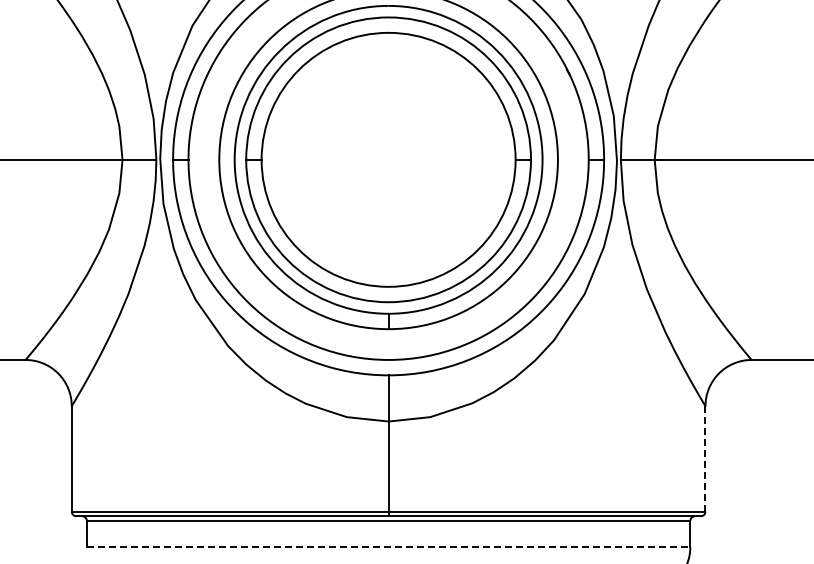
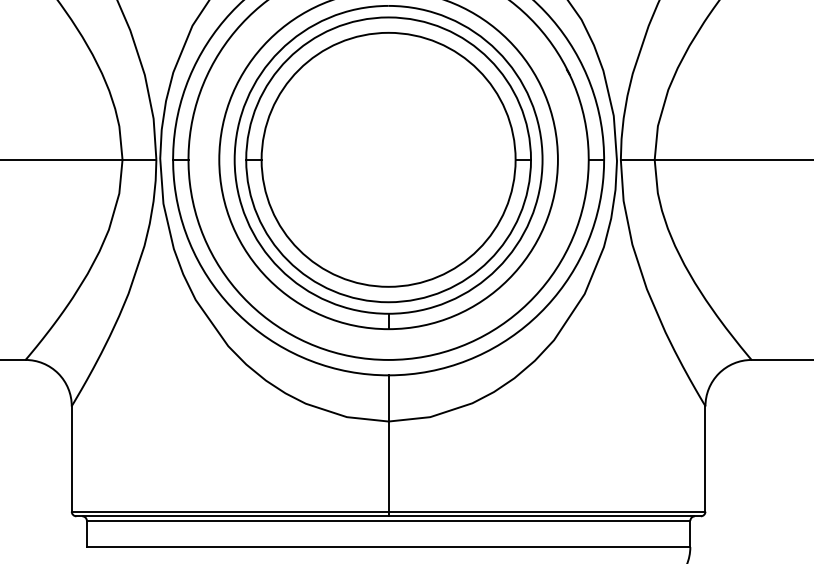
line: dashed -> solid (705, 458)
line: dashed -> solid (388, 547)
